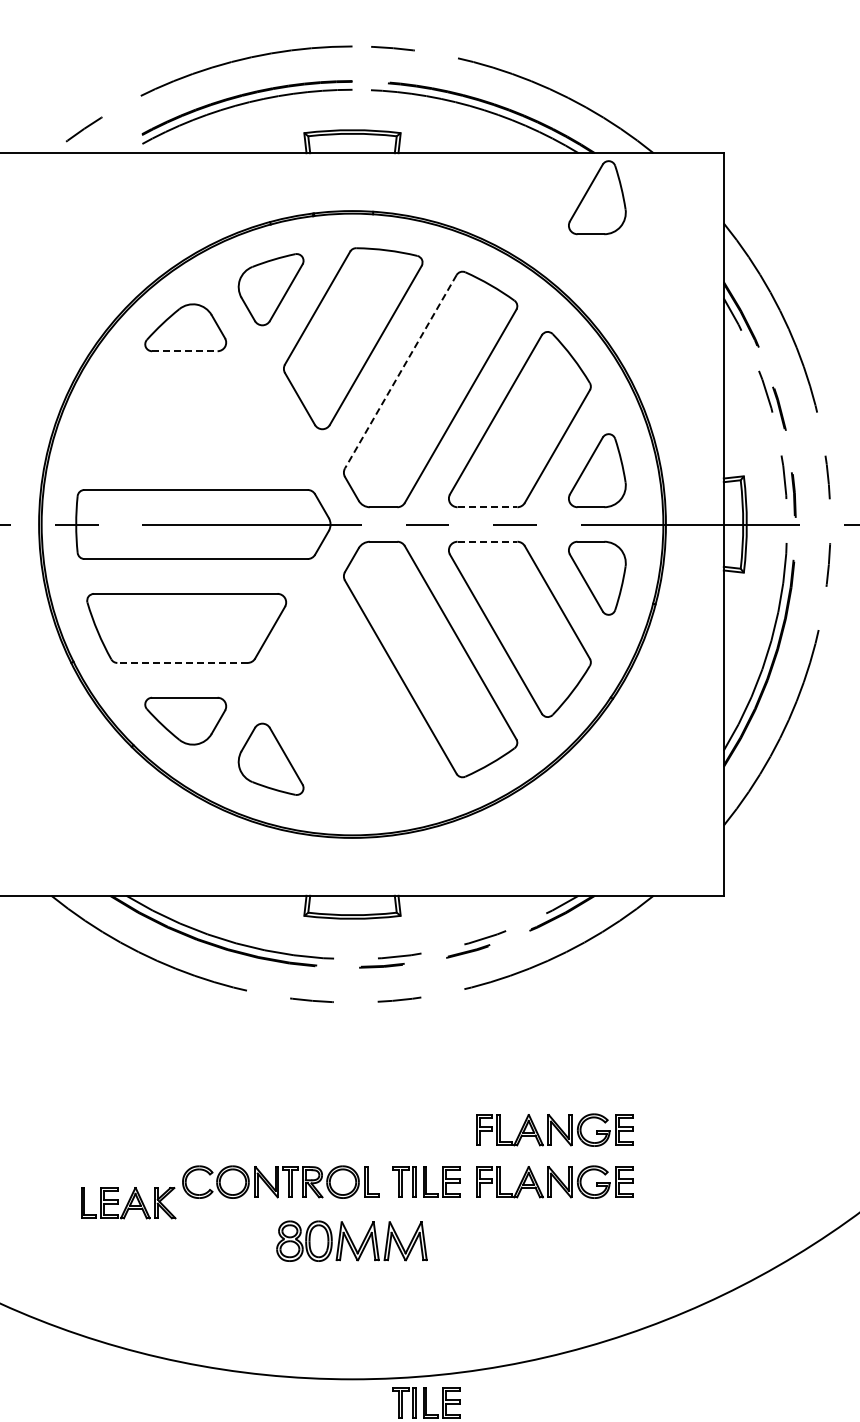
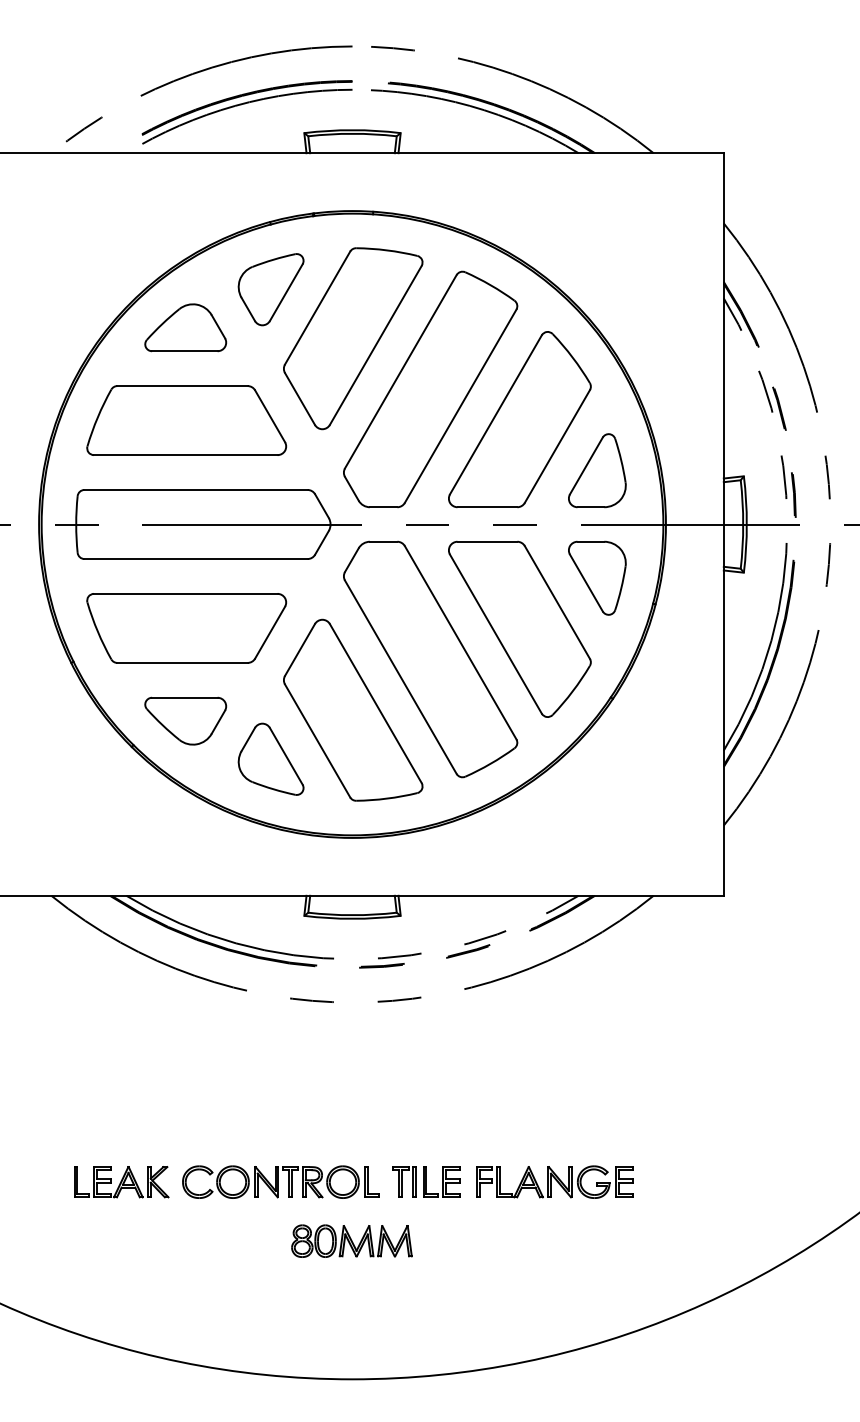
part: present -> none (597, 197)
line: dashed -> solid (184, 351)
line: dashed -> solid (400, 371)
part: none -> present (186, 420)
line: dashed -> solid (487, 507)
line: dashed -> solid (487, 541)
line: dashed -> solid (182, 662)
part: none -> present (353, 709)
part: present -> none (554, 1129)
part position: (128, 1203) -> (121, 1182) (121, 1182)
part size: 152x42 px -> 122x34 px (351, 1240)
part: present -> none (426, 1402)
